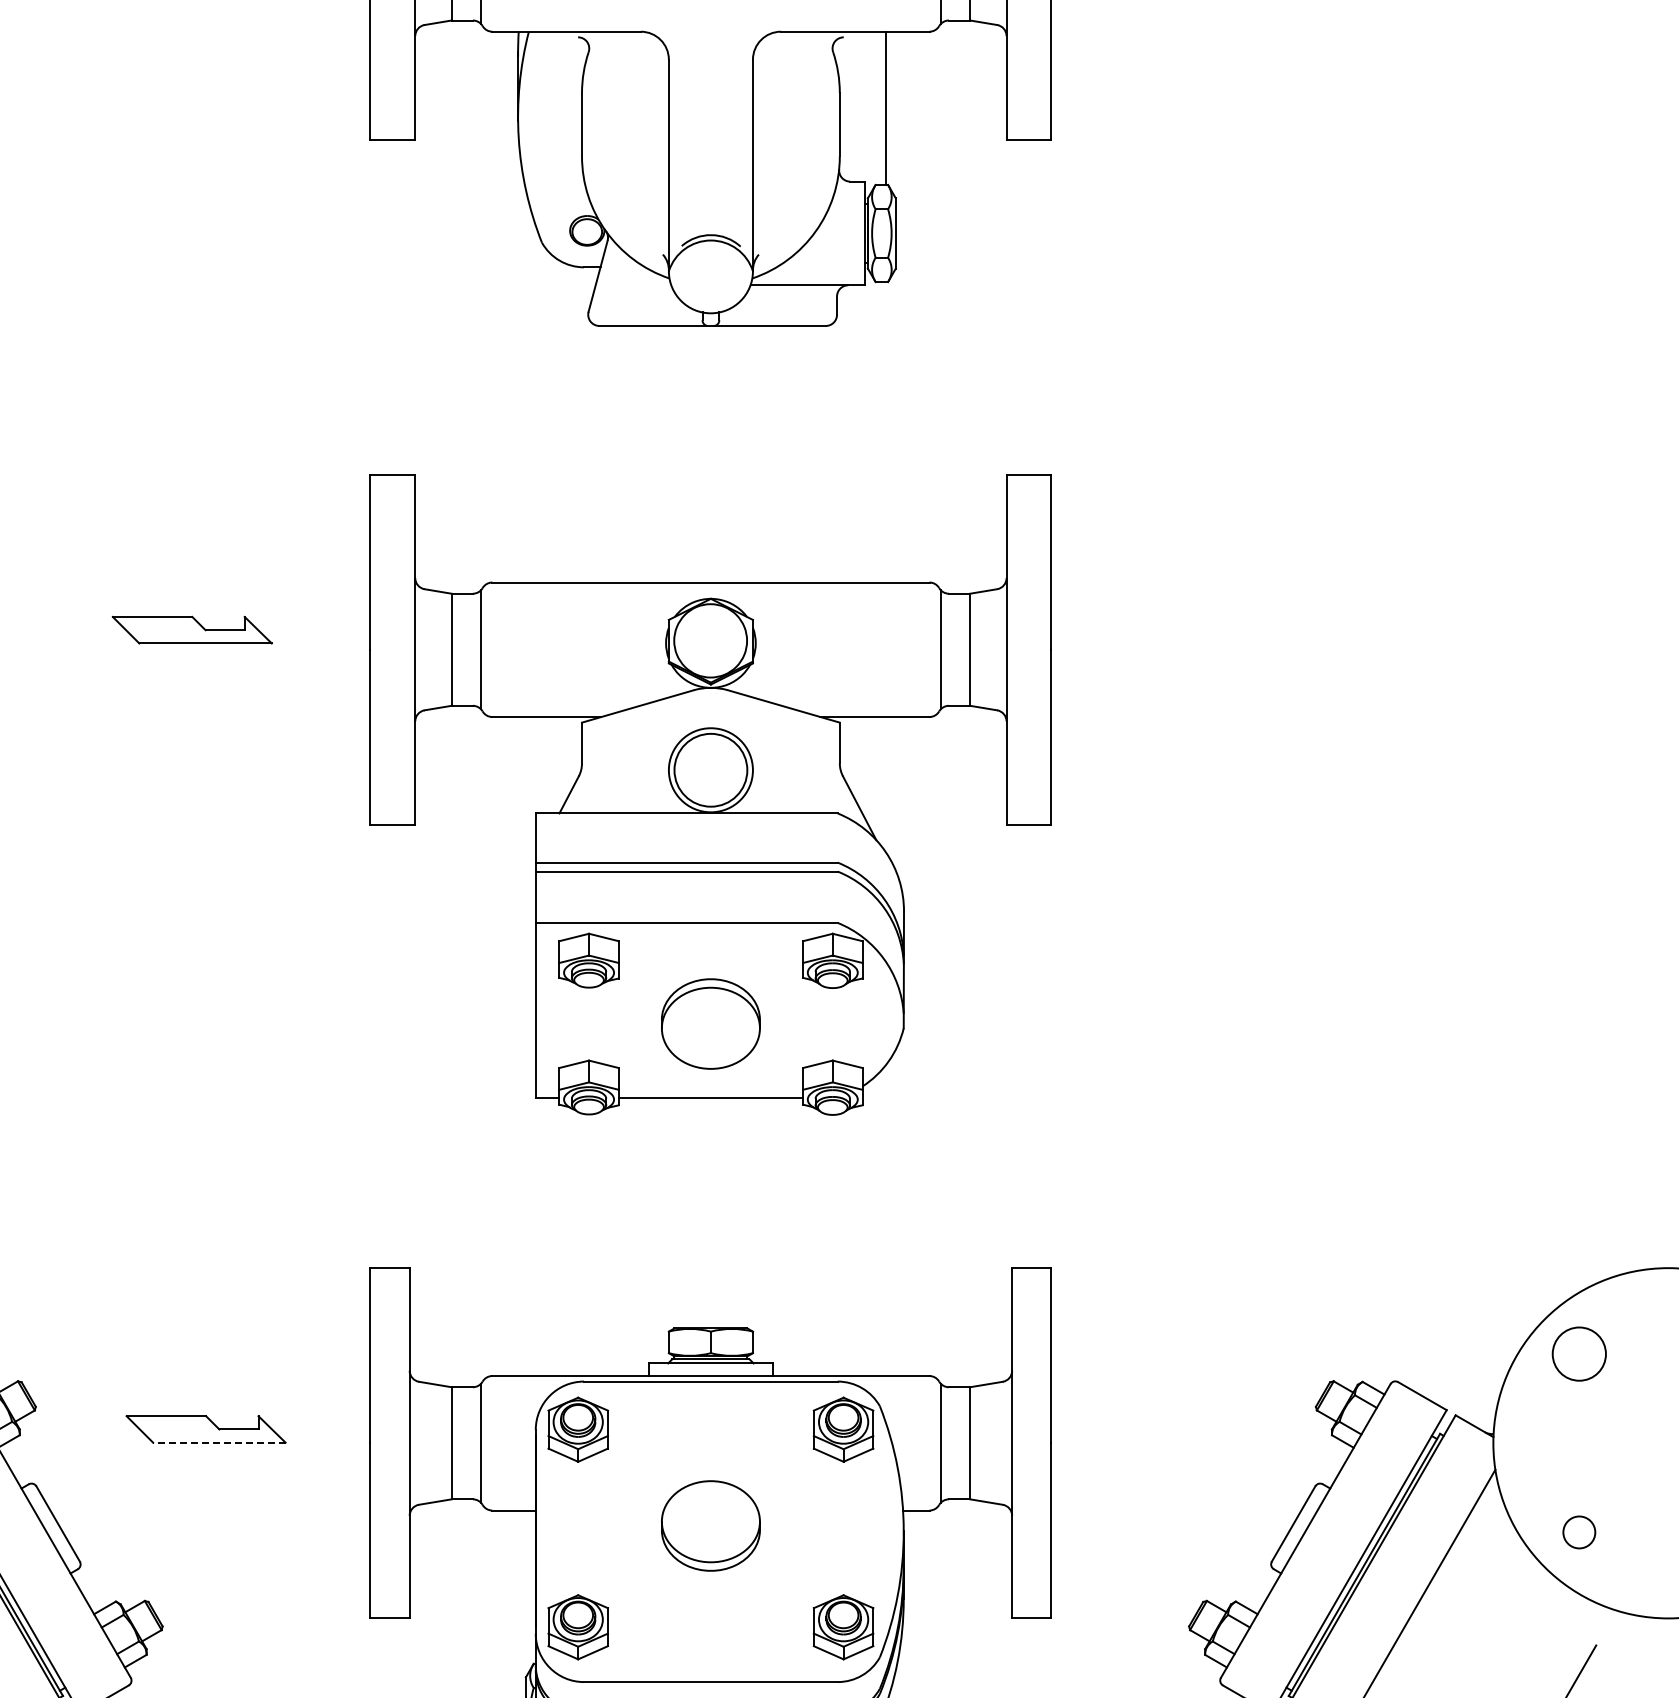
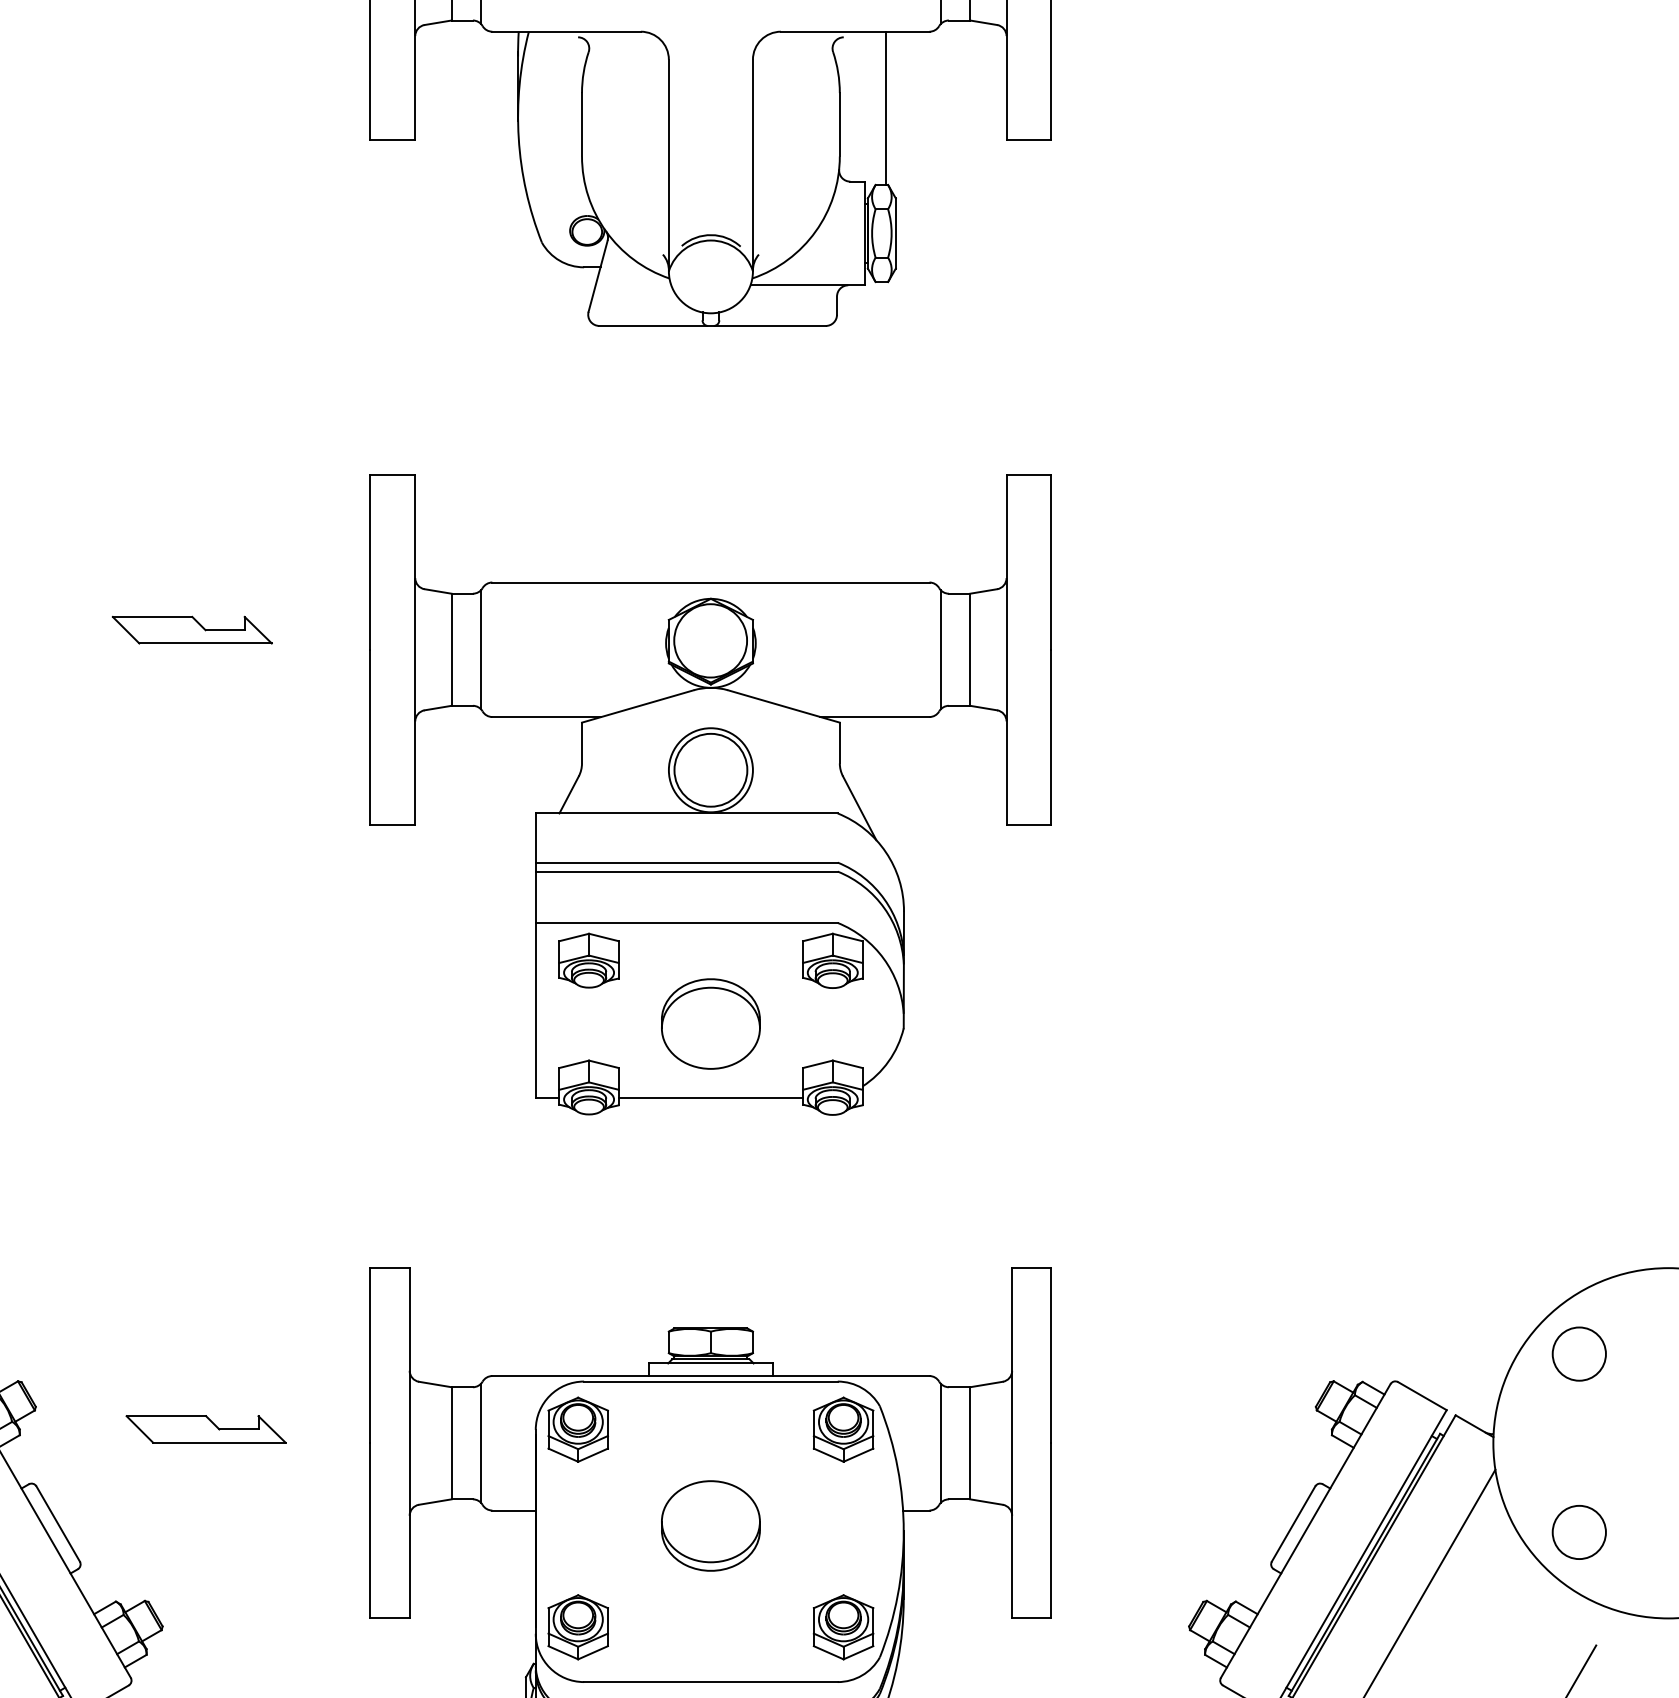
line: dashed -> solid (218, 1442)
circle diameter: 32 px -> 53 px (1578, 1532)
